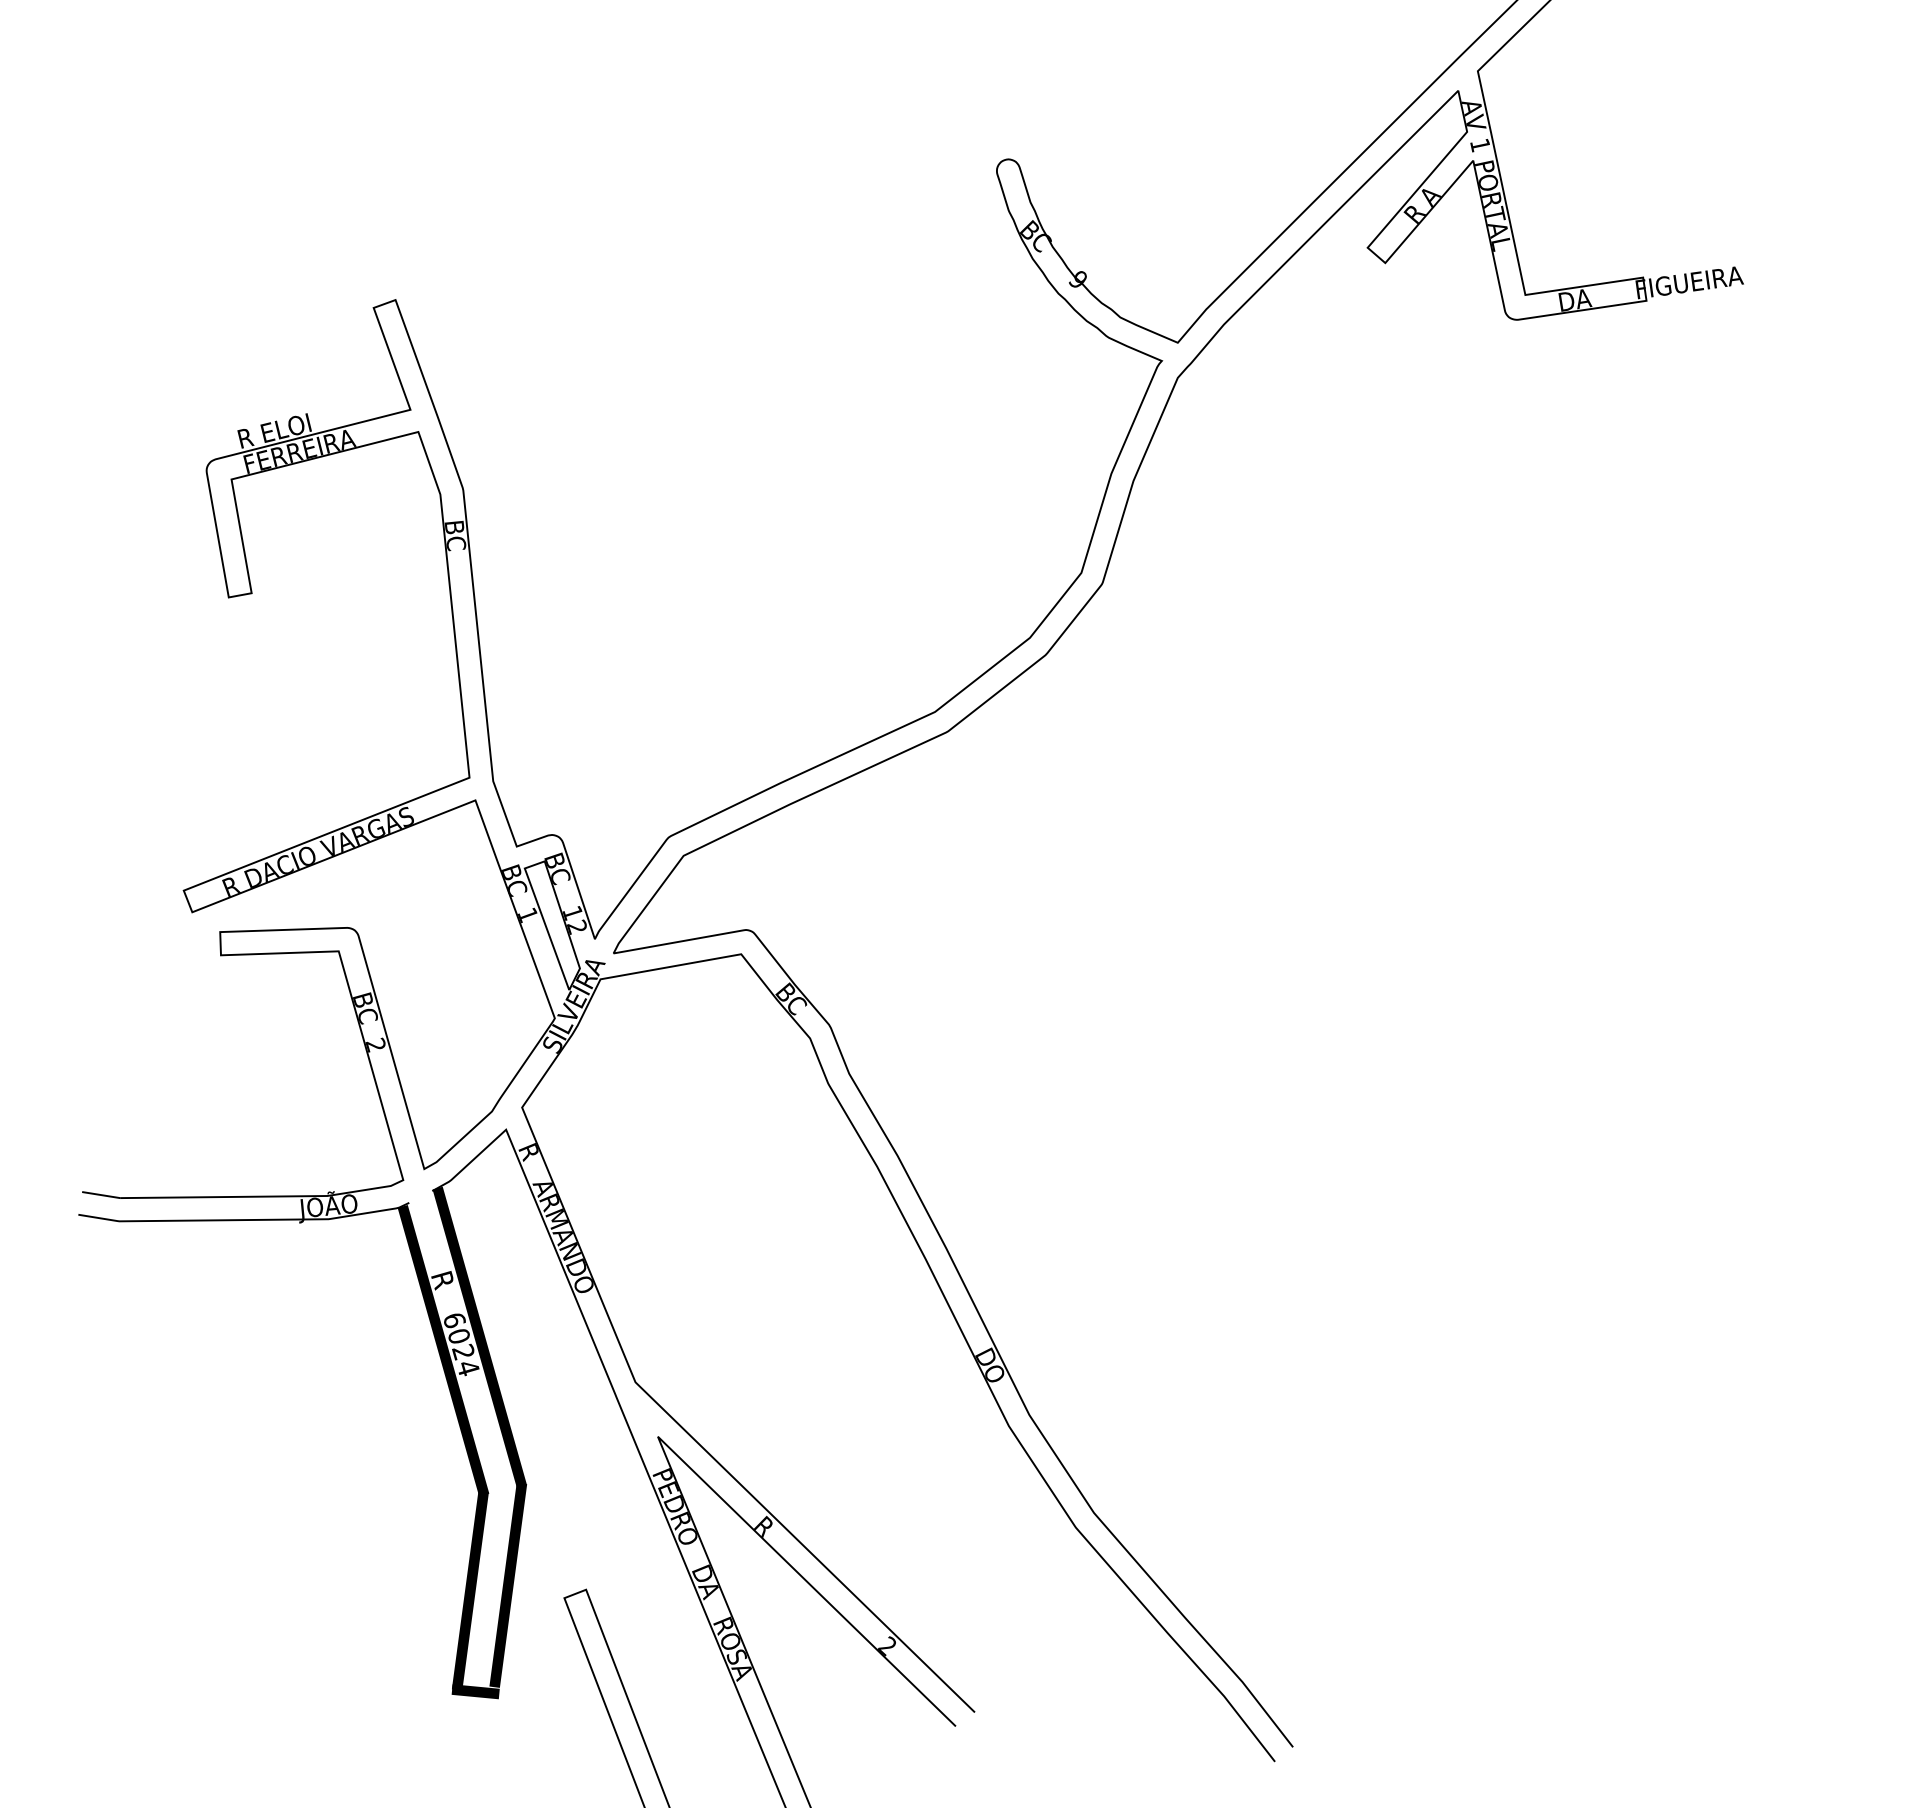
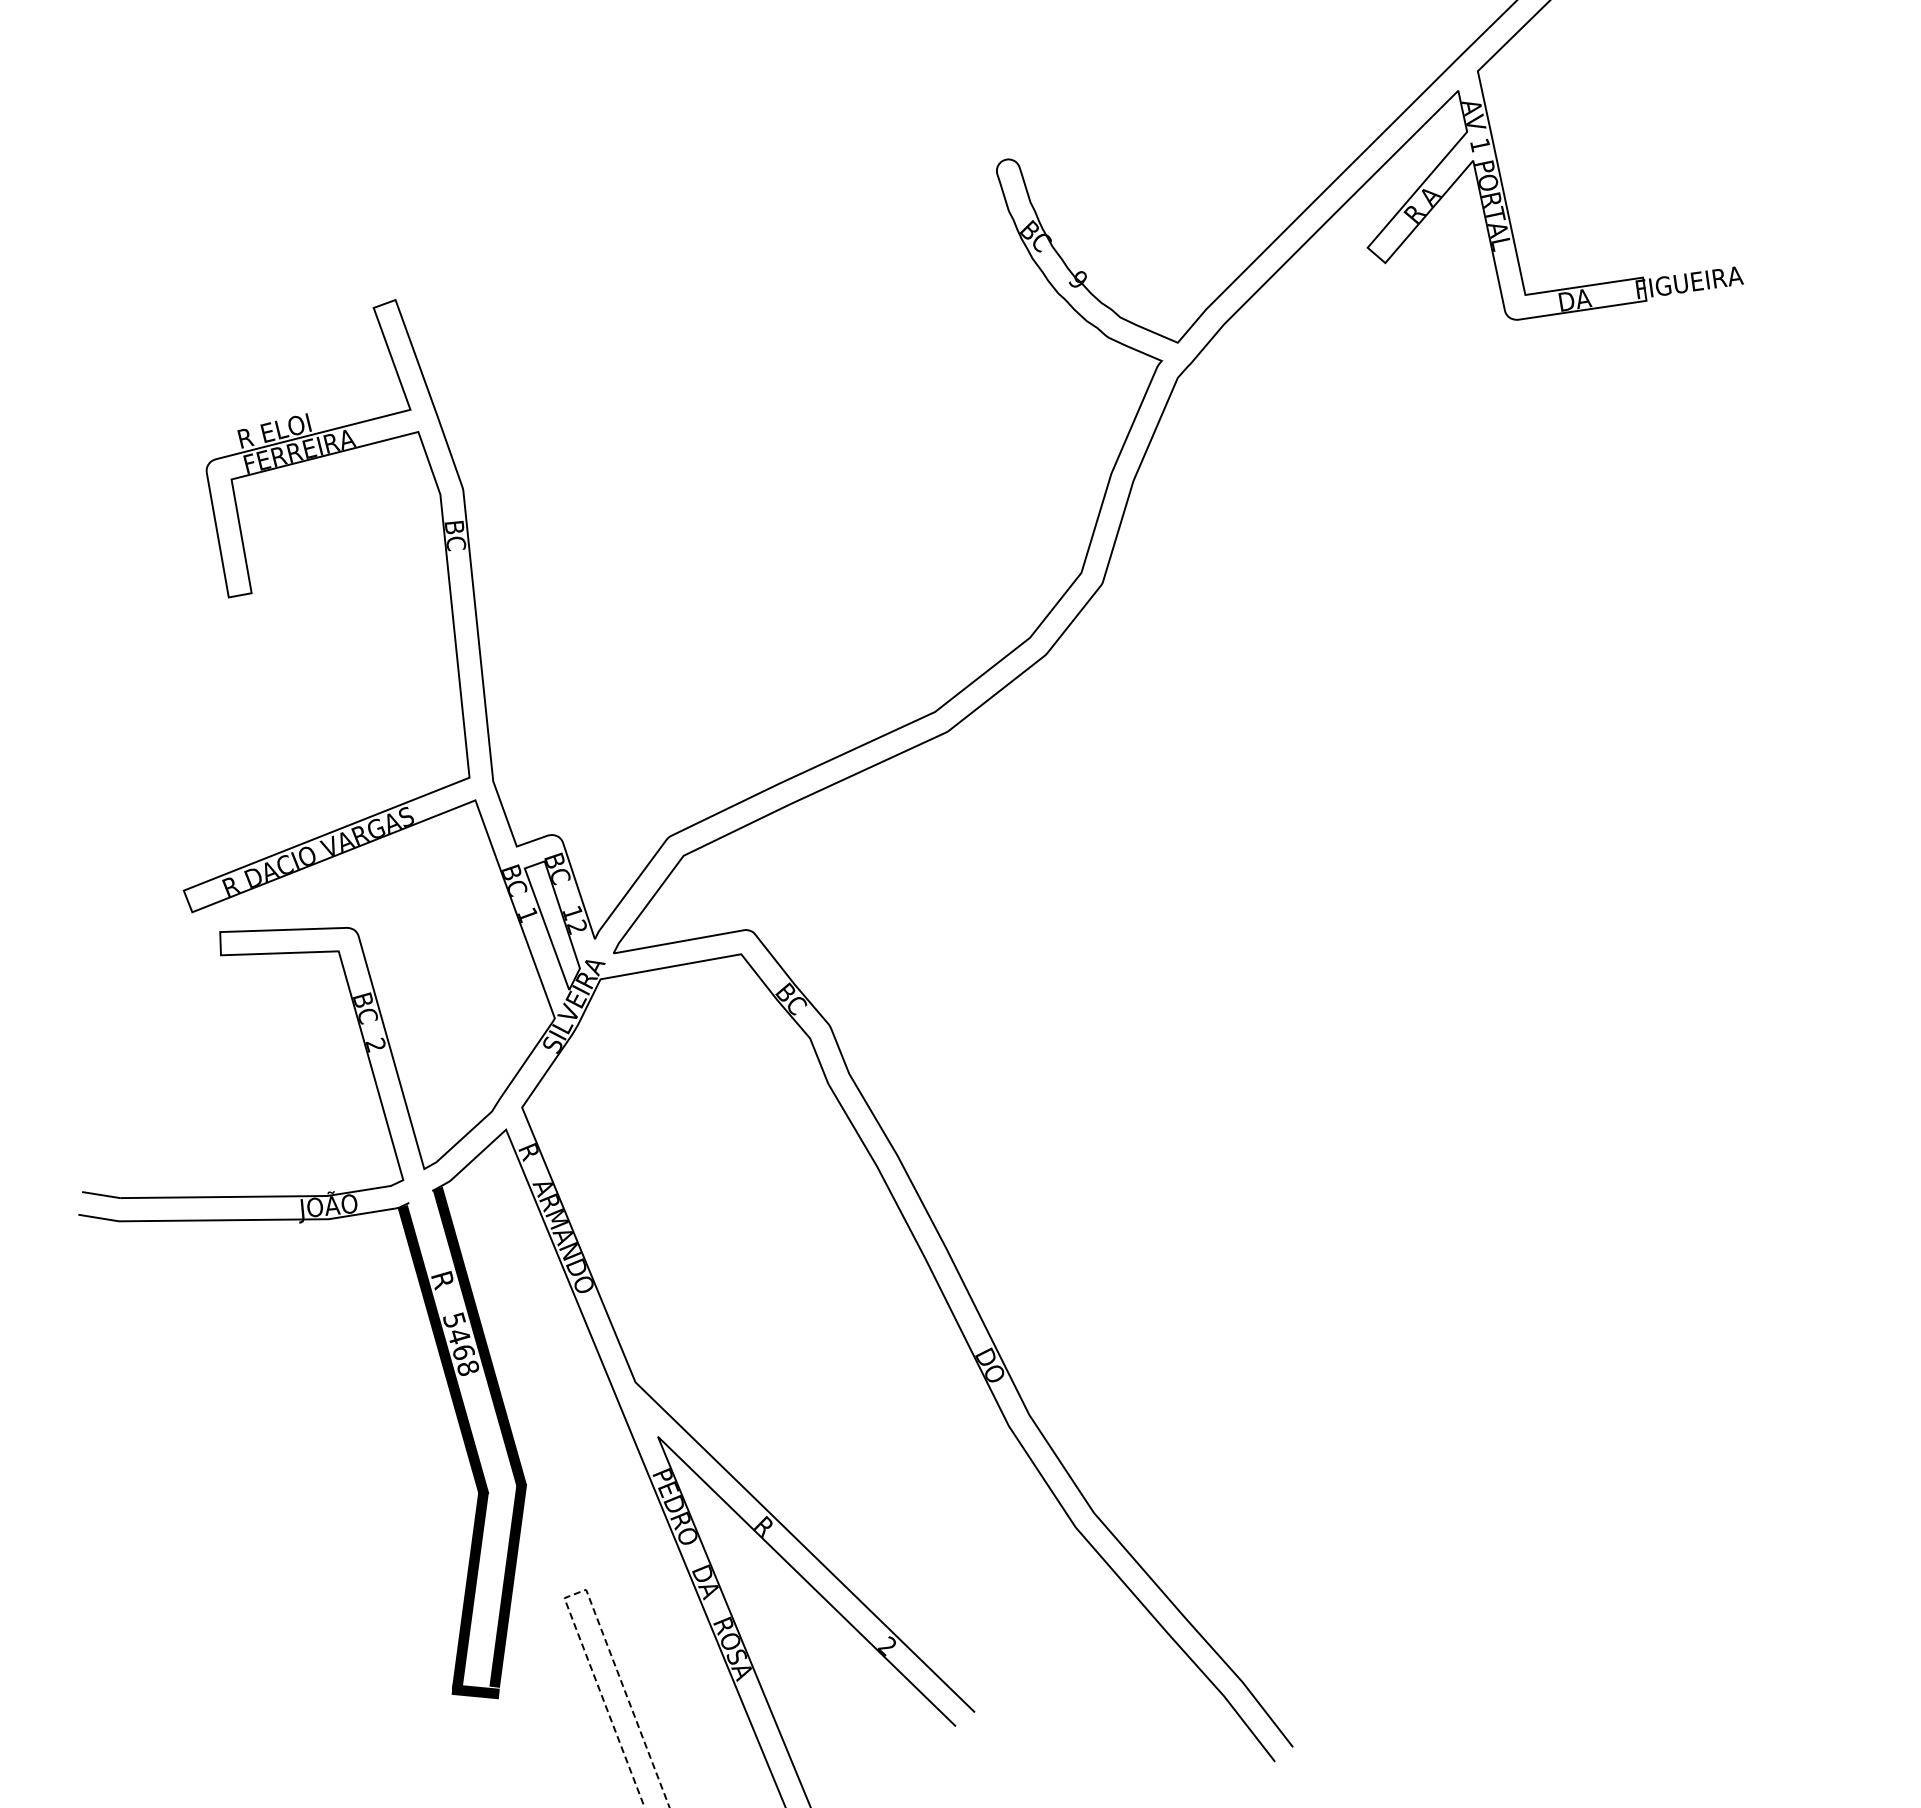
text: 6024 -> 5468 (461, 1344)
line: solid -> dashed (579, 1592)
